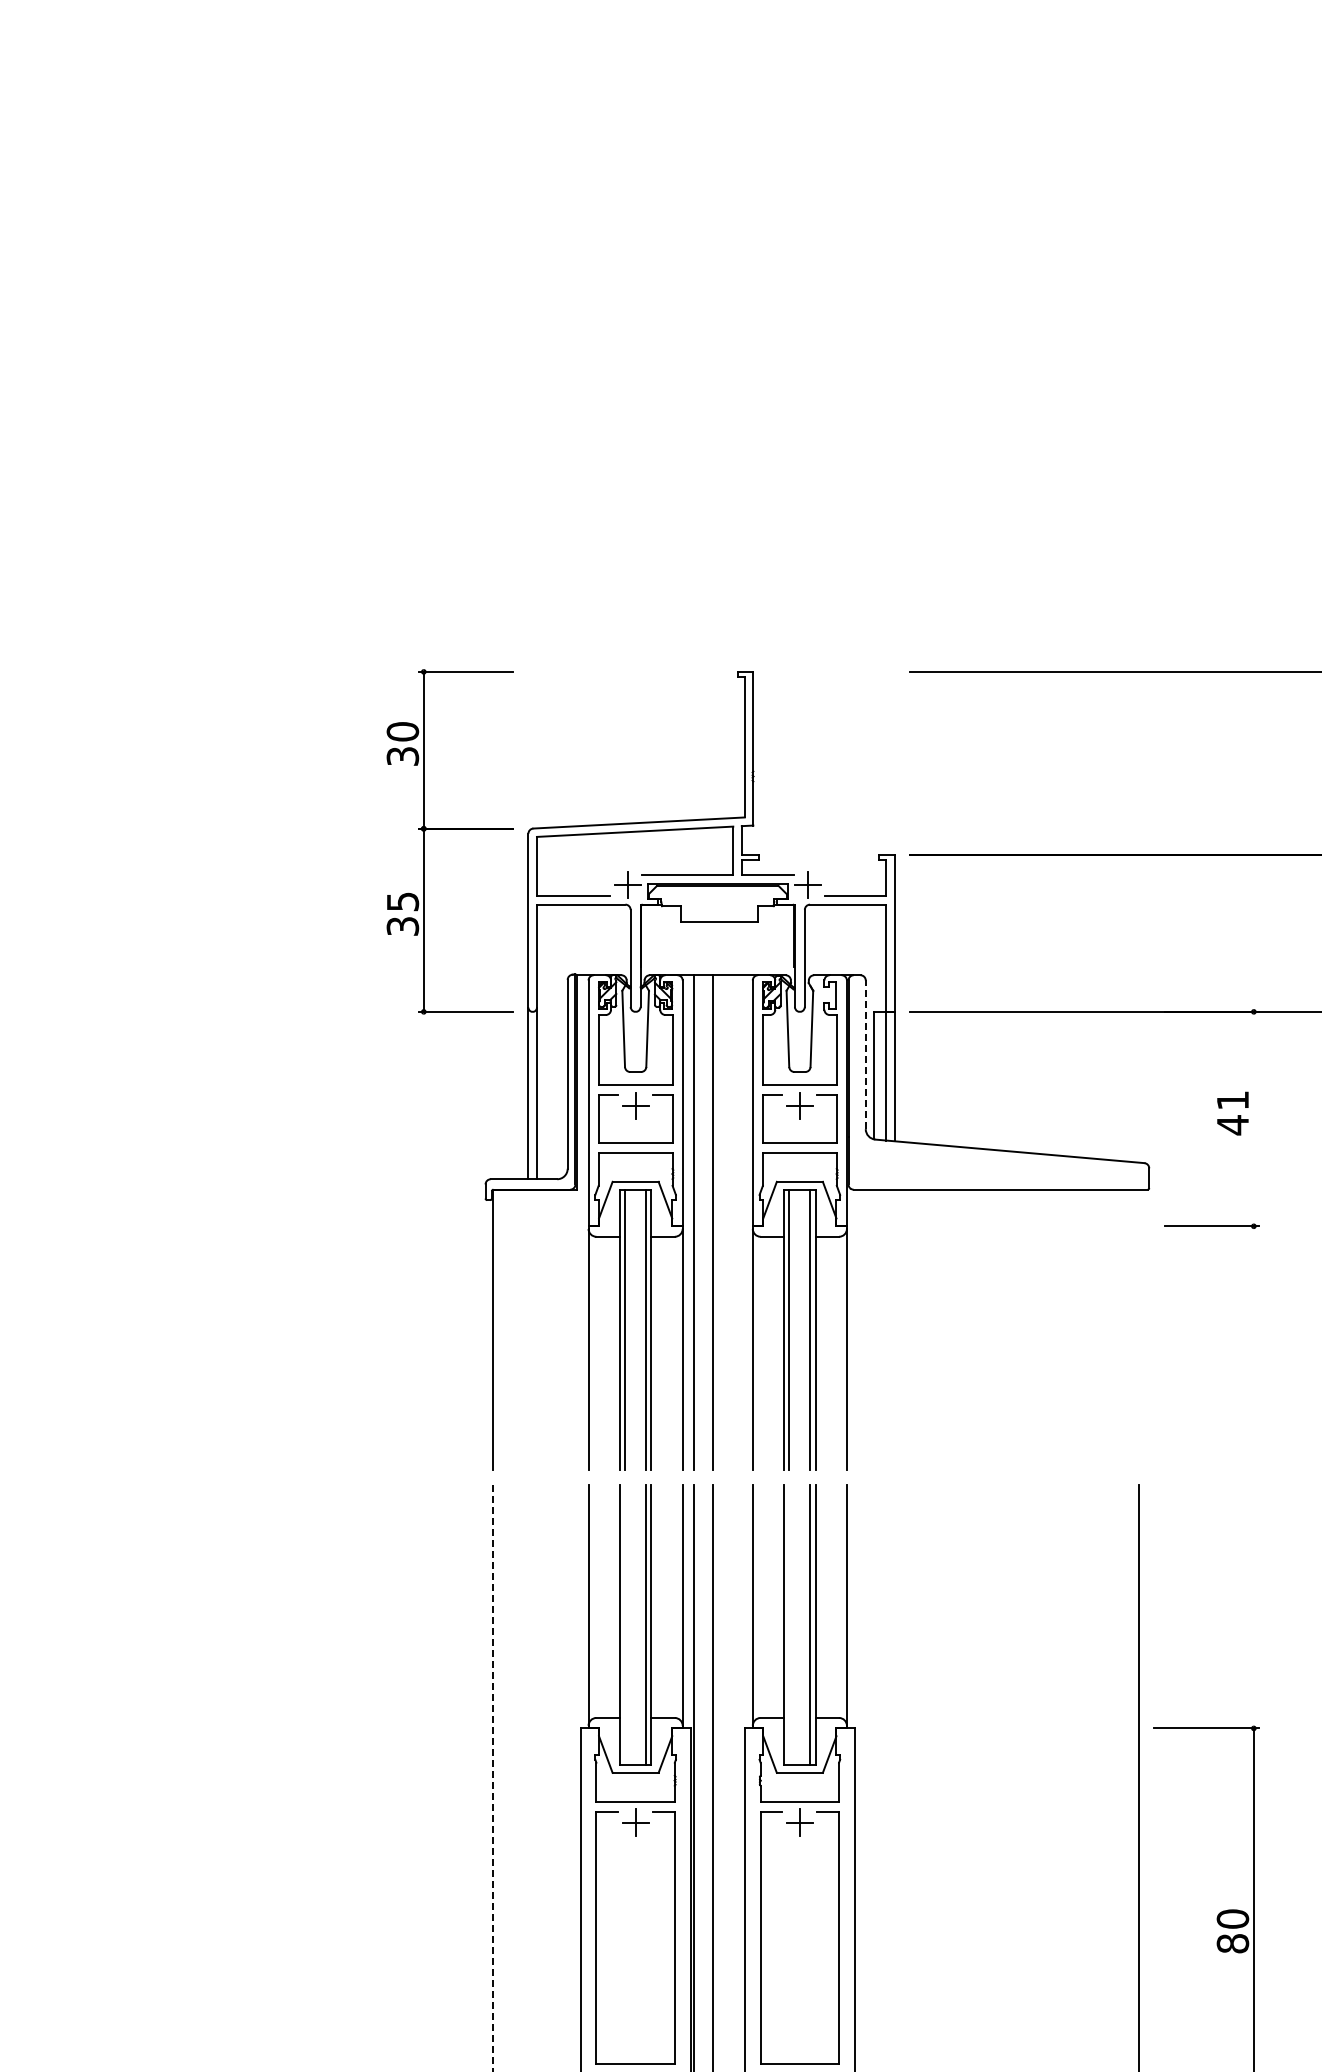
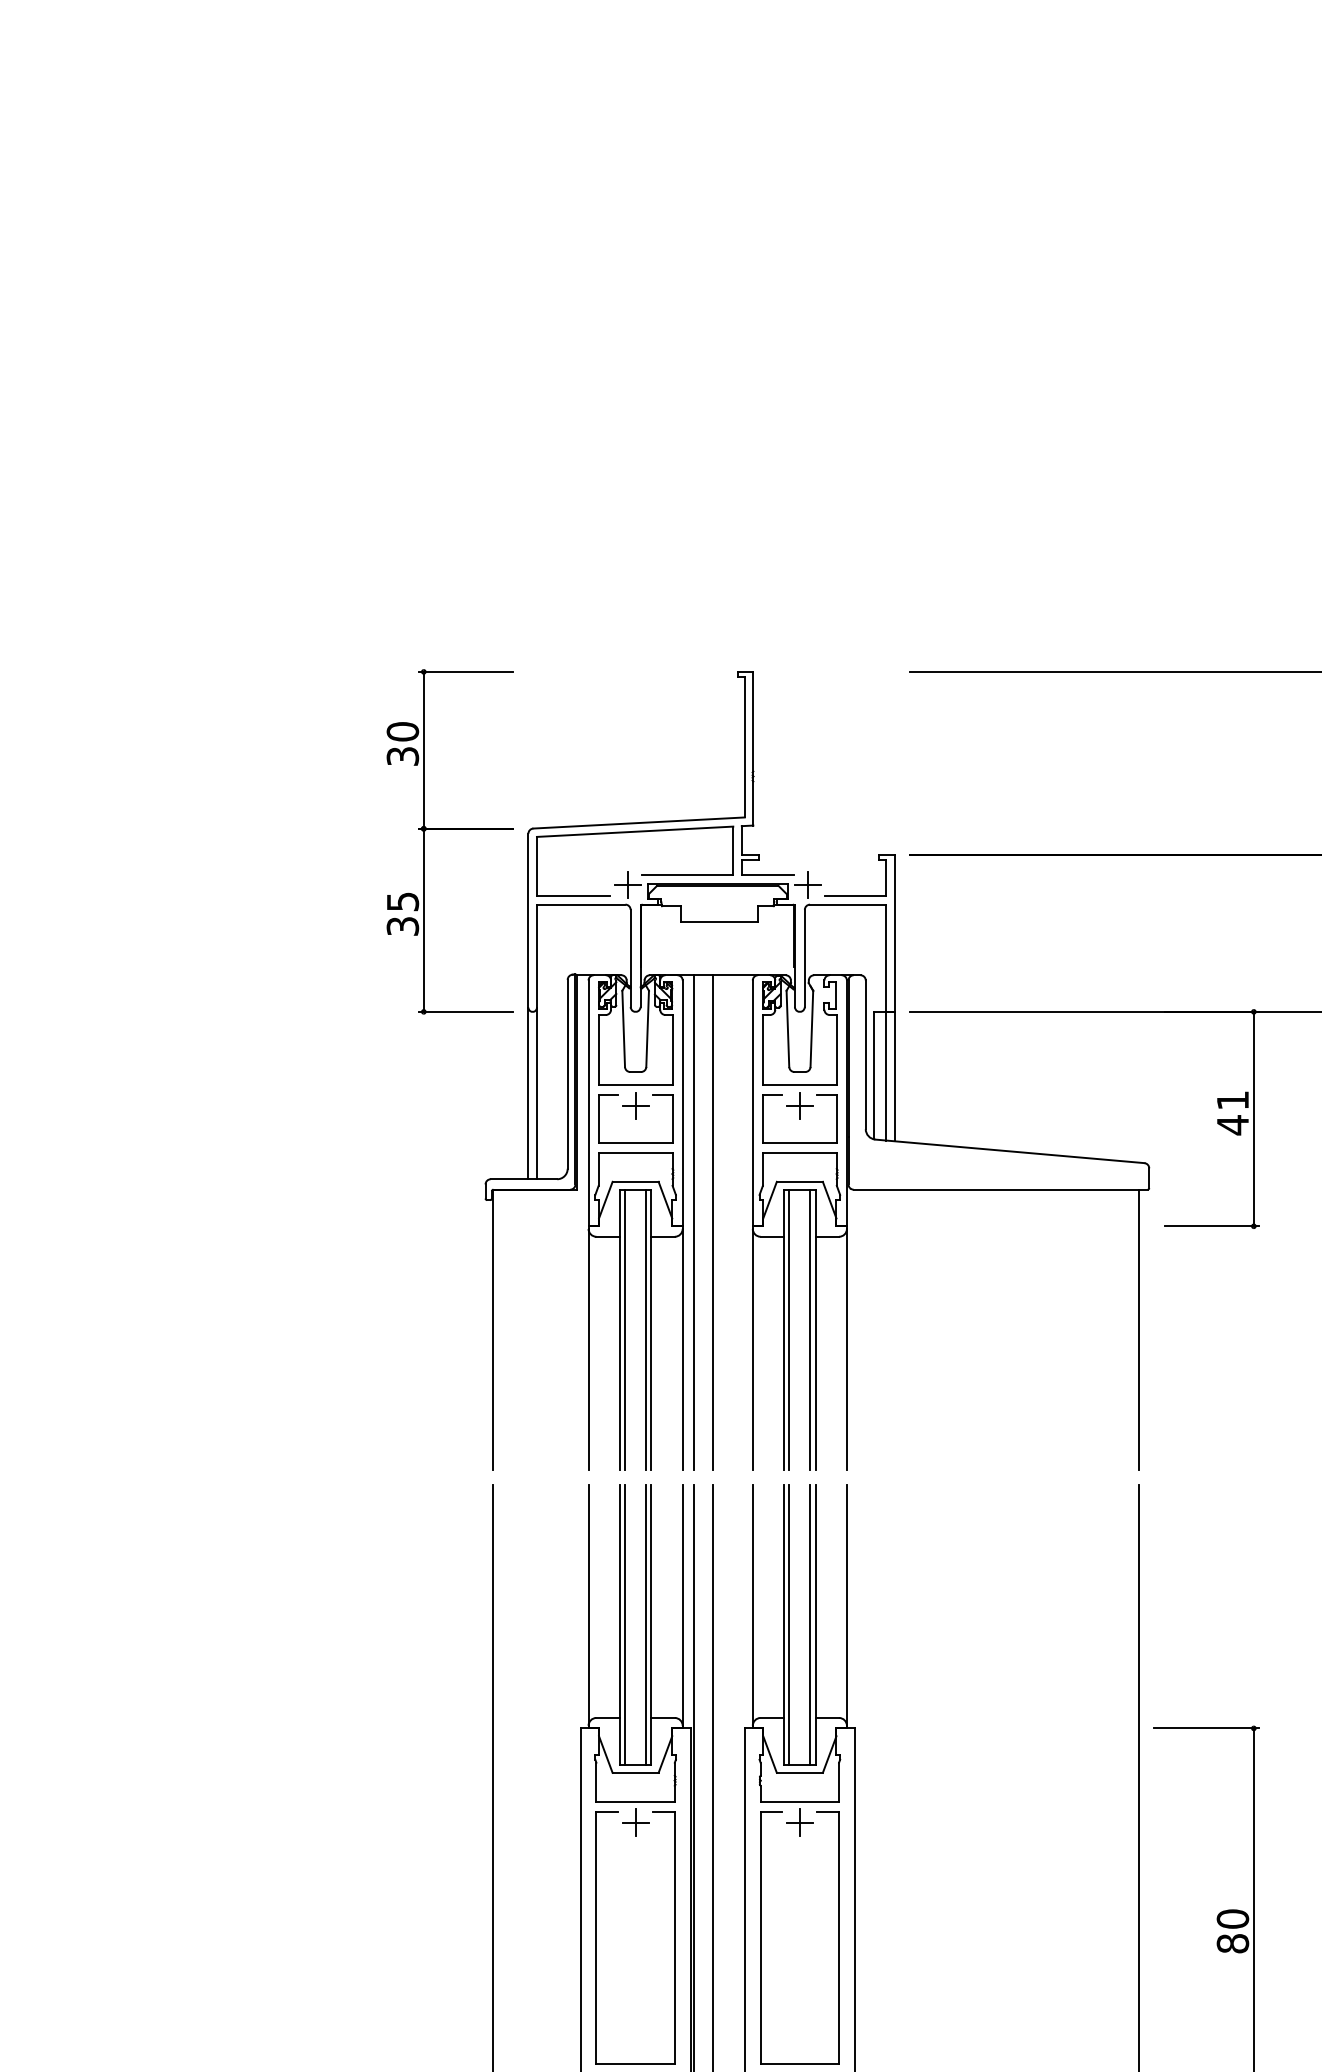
line: dashed -> solid (865, 1054)
line: none -> present (1253, 1118)
line: none -> present (1138, 1329)
line: none -> present (625, 1625)
line: none -> present (789, 1625)
line: dashed -> solid (493, 1778)
